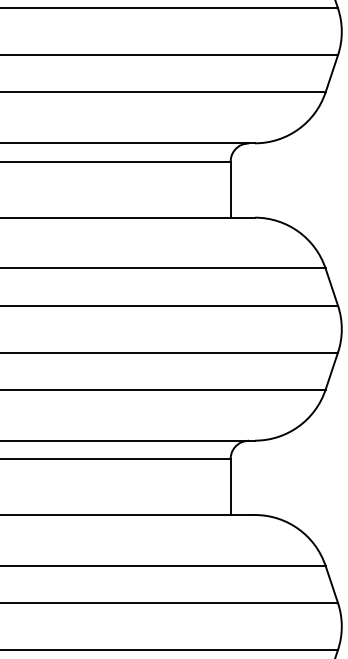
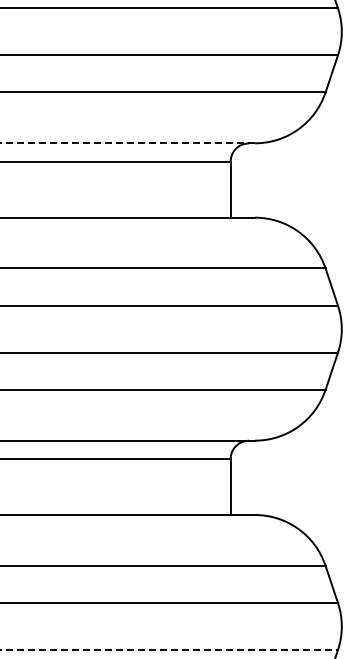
line: solid -> dashed (127, 143)
line: solid -> dashed (169, 650)
